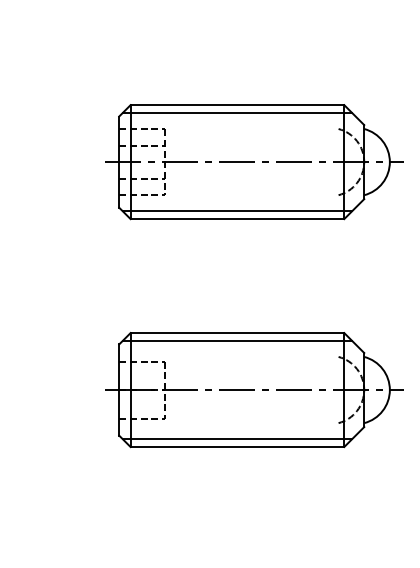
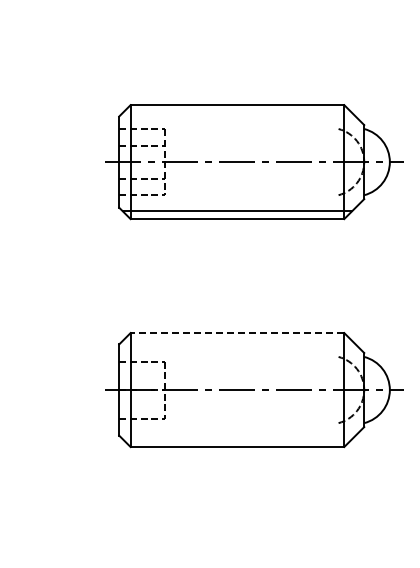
line: present -> none (237, 112)
line: solid -> dashed (237, 333)
line: present -> none (237, 340)
line: present -> none (237, 439)
